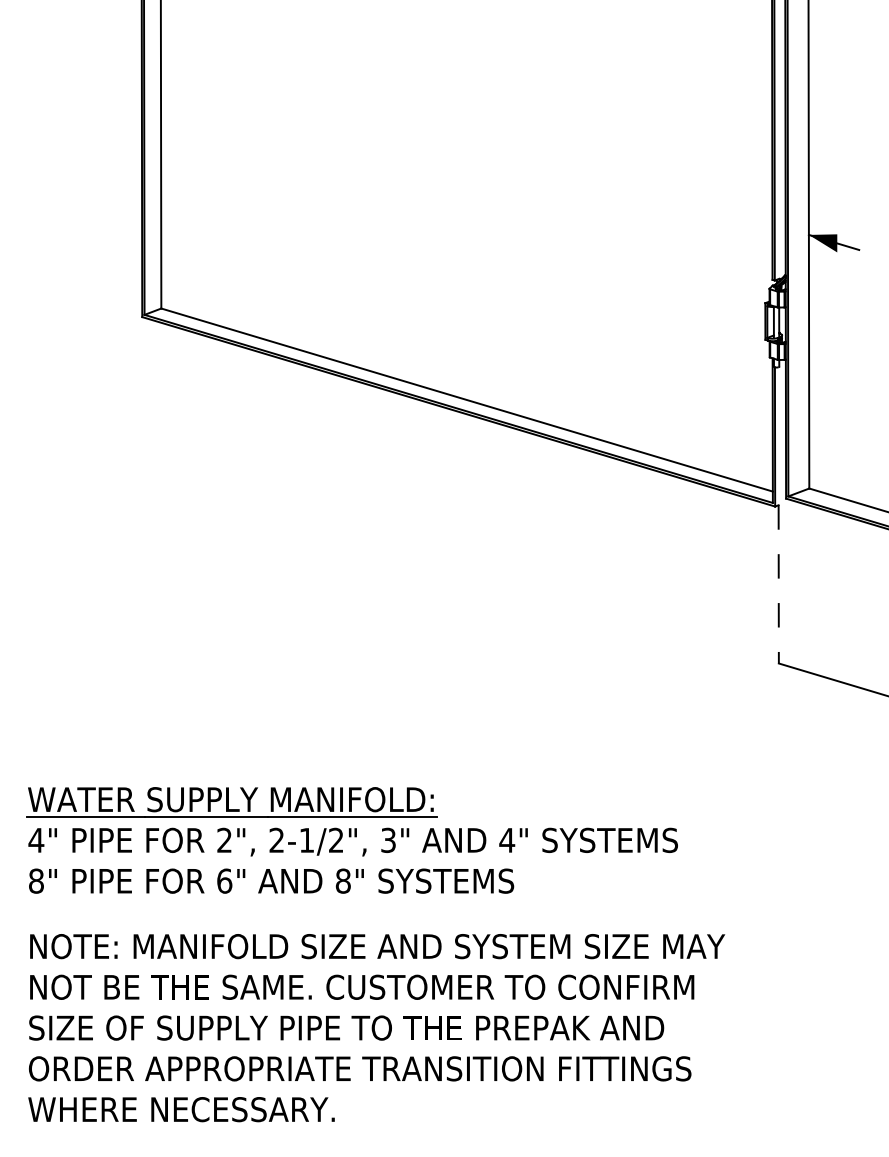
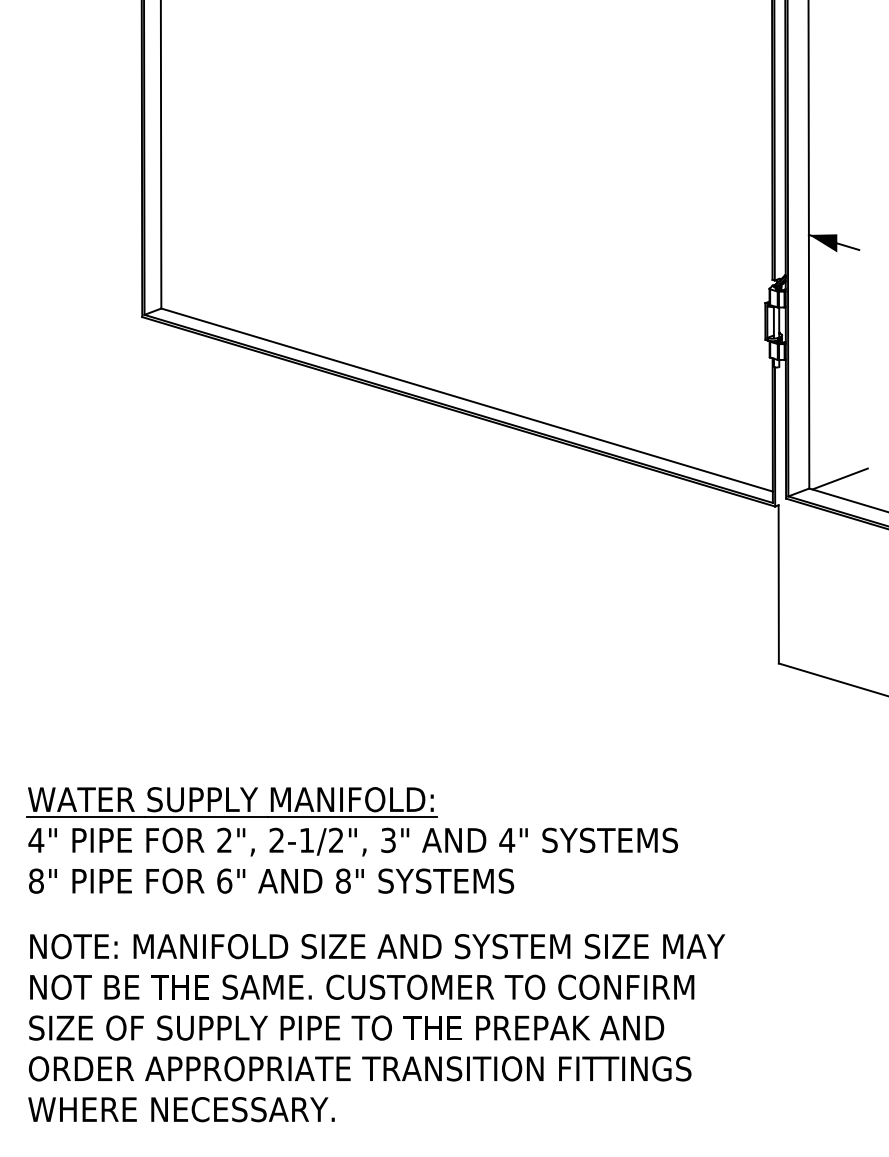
line: none -> present (839, 478)
line: dashed -> solid (778, 584)
